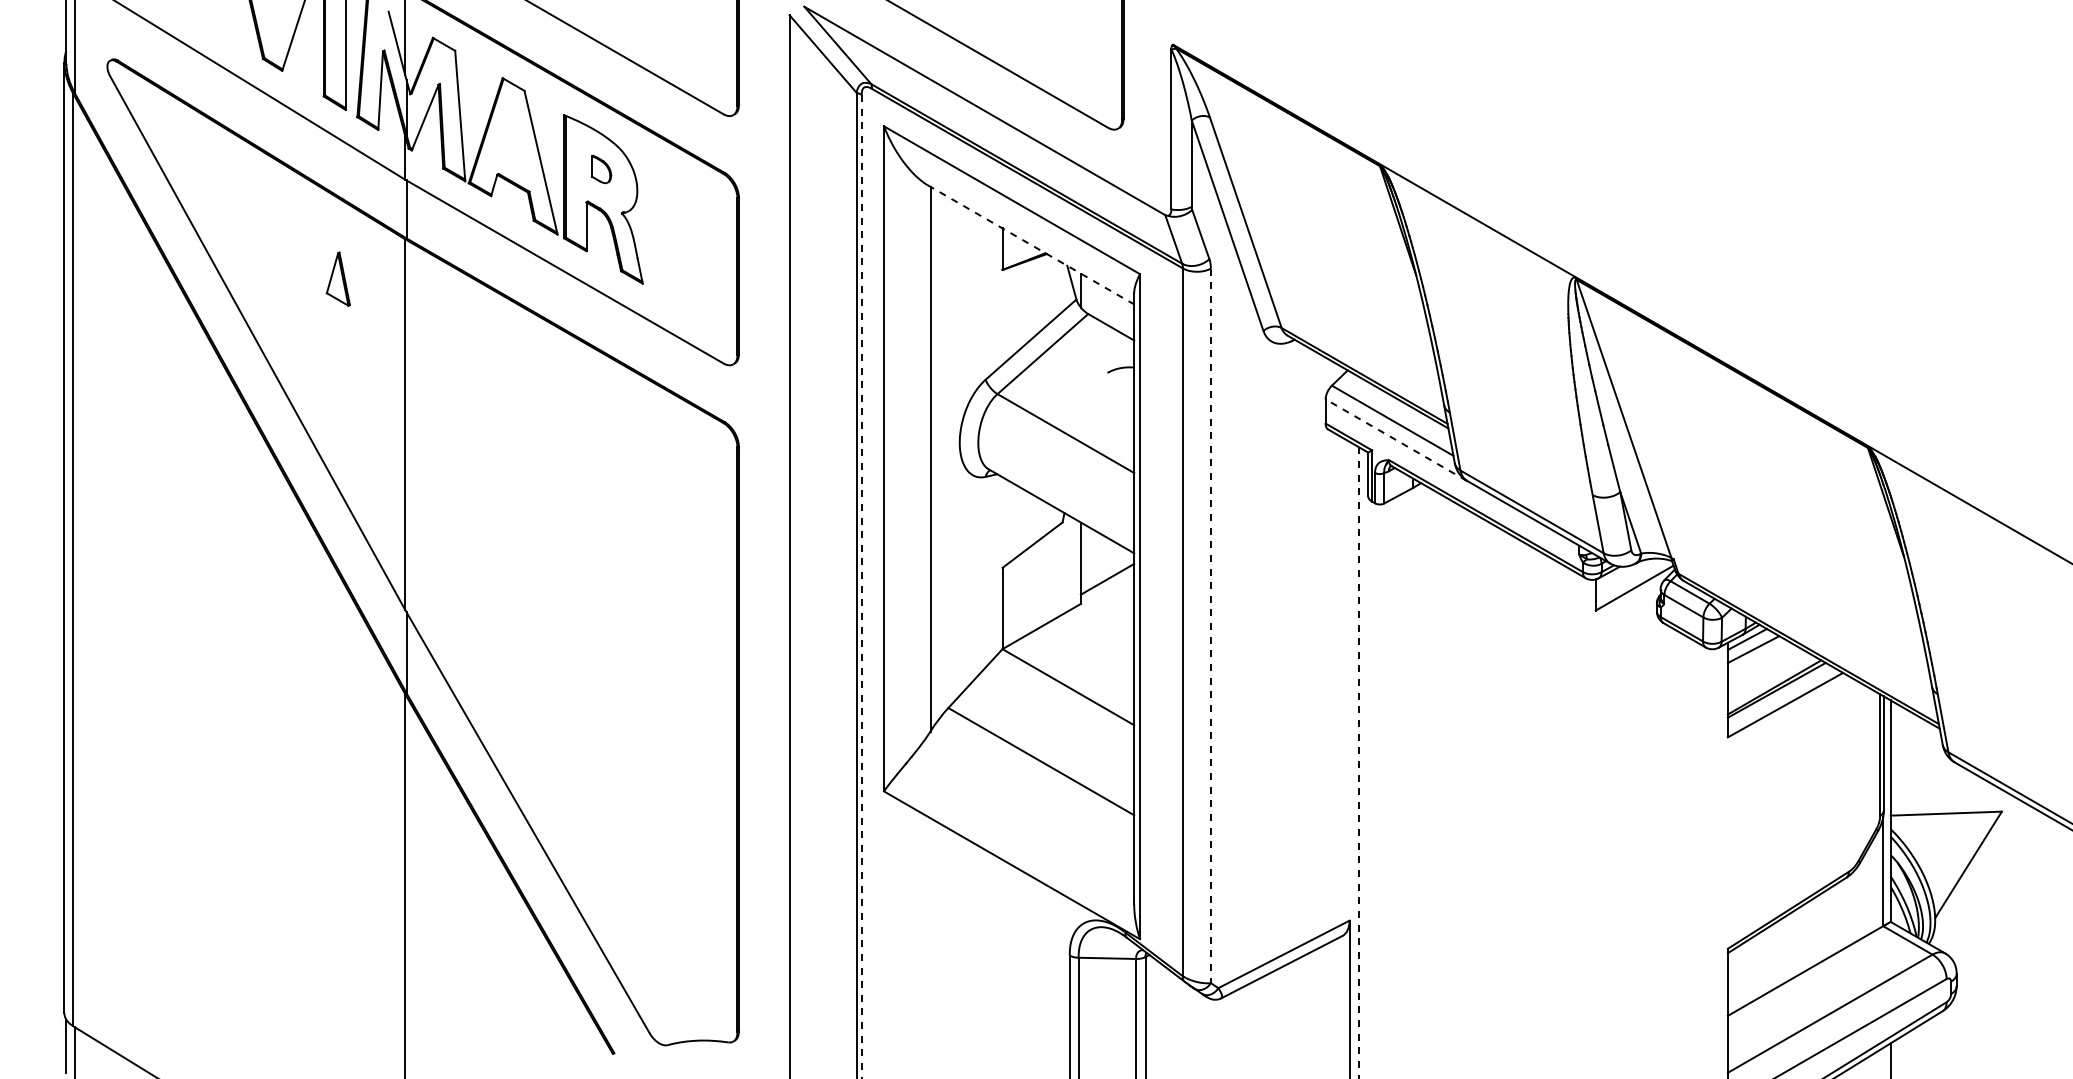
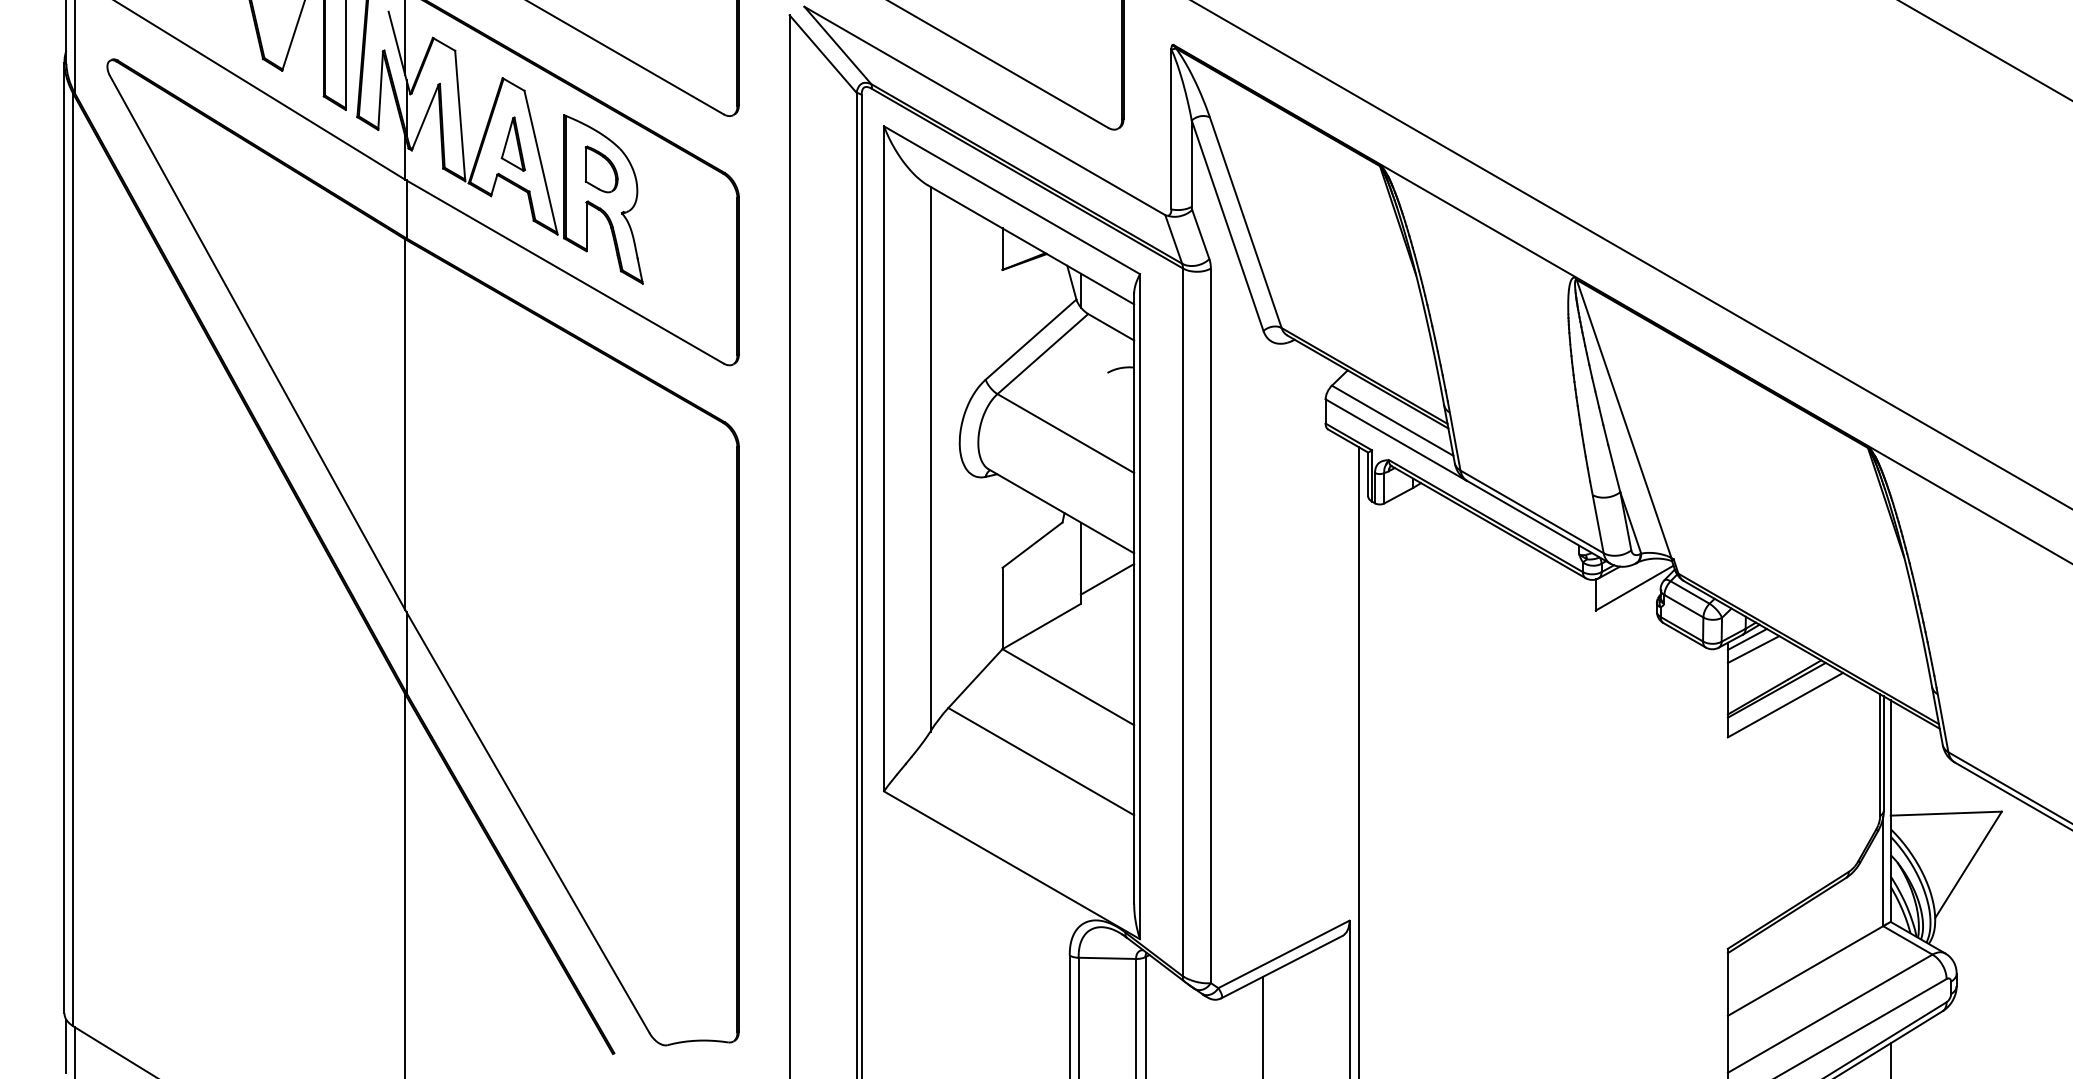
line: none -> present (1985, 50)
part size: 22x31 px -> 35x49 px (601, 169)
line: dashed -> solid (1031, 245)
line: none -> present (1631, 254)
part position: (337, 278) -> (512, 143) (512, 143)
line: dashed -> solid (1396, 440)
line: dashed -> solid (861, 586)
line: dashed -> solid (1210, 626)
line: dashed -> solid (1359, 763)
line: none -> present (1262, 1025)
